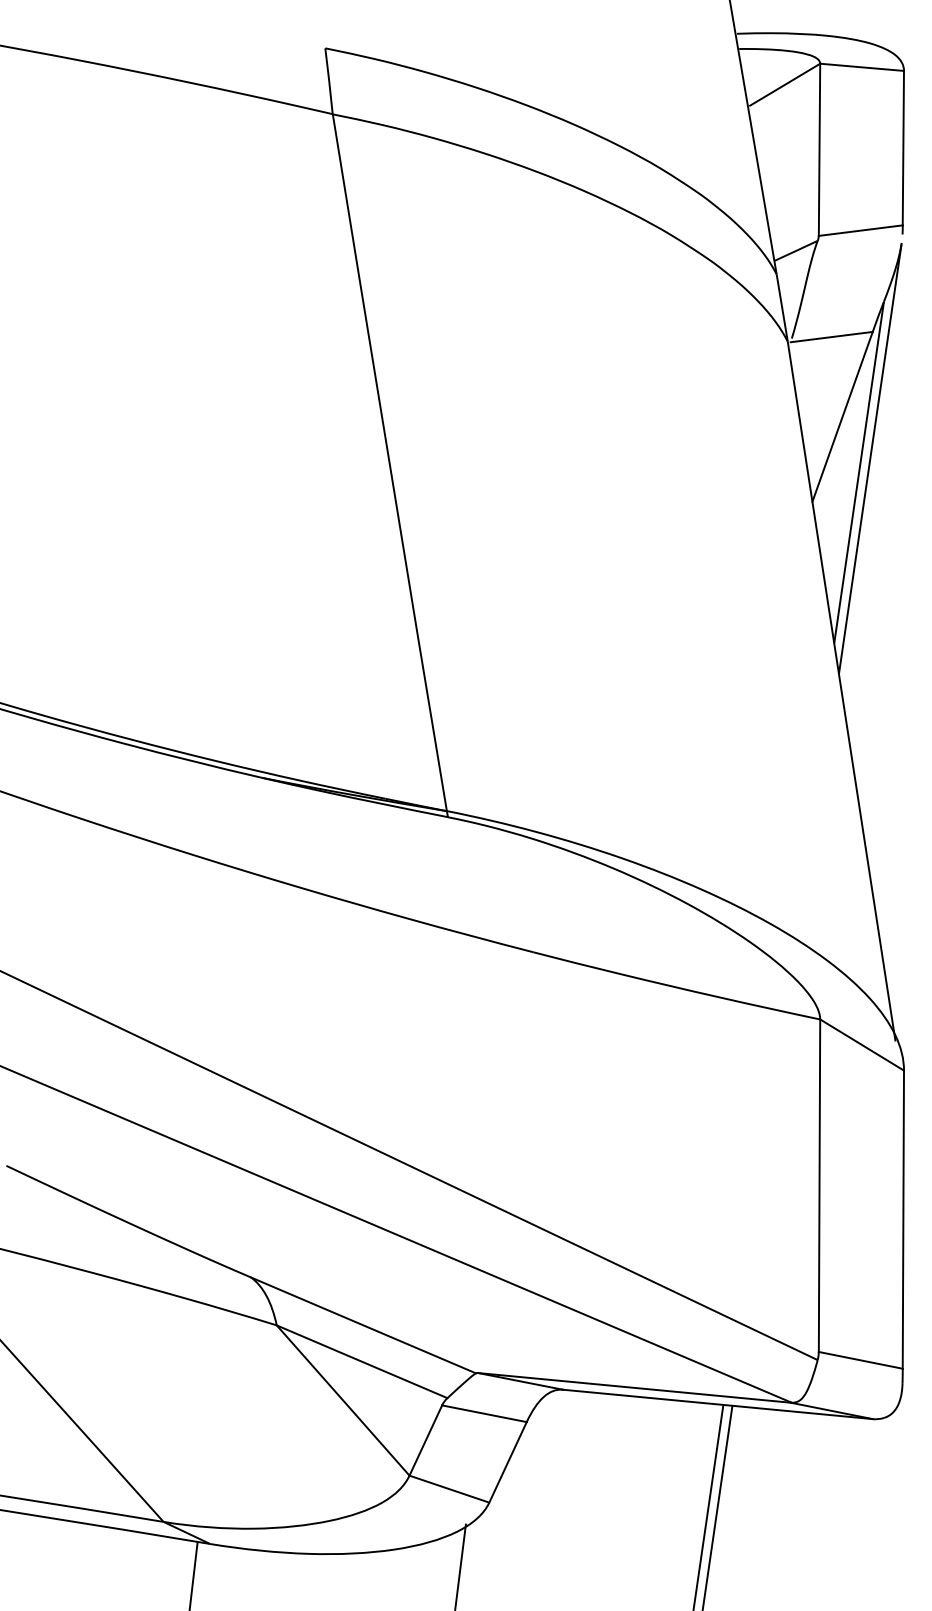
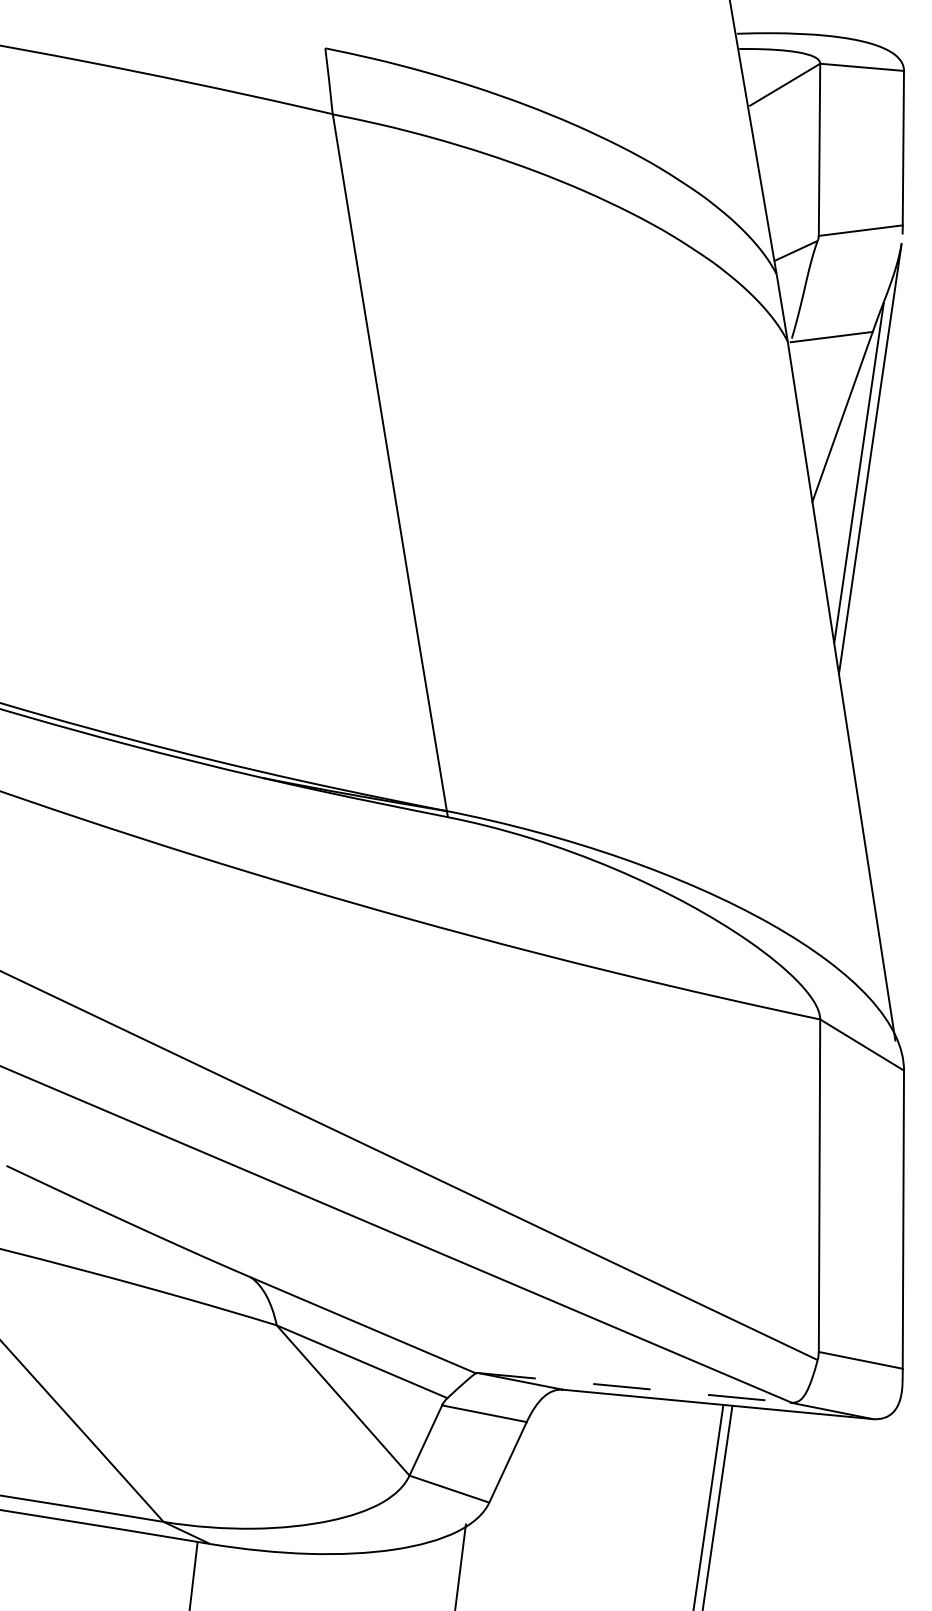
line: solid -> dashed (634, 1387)
